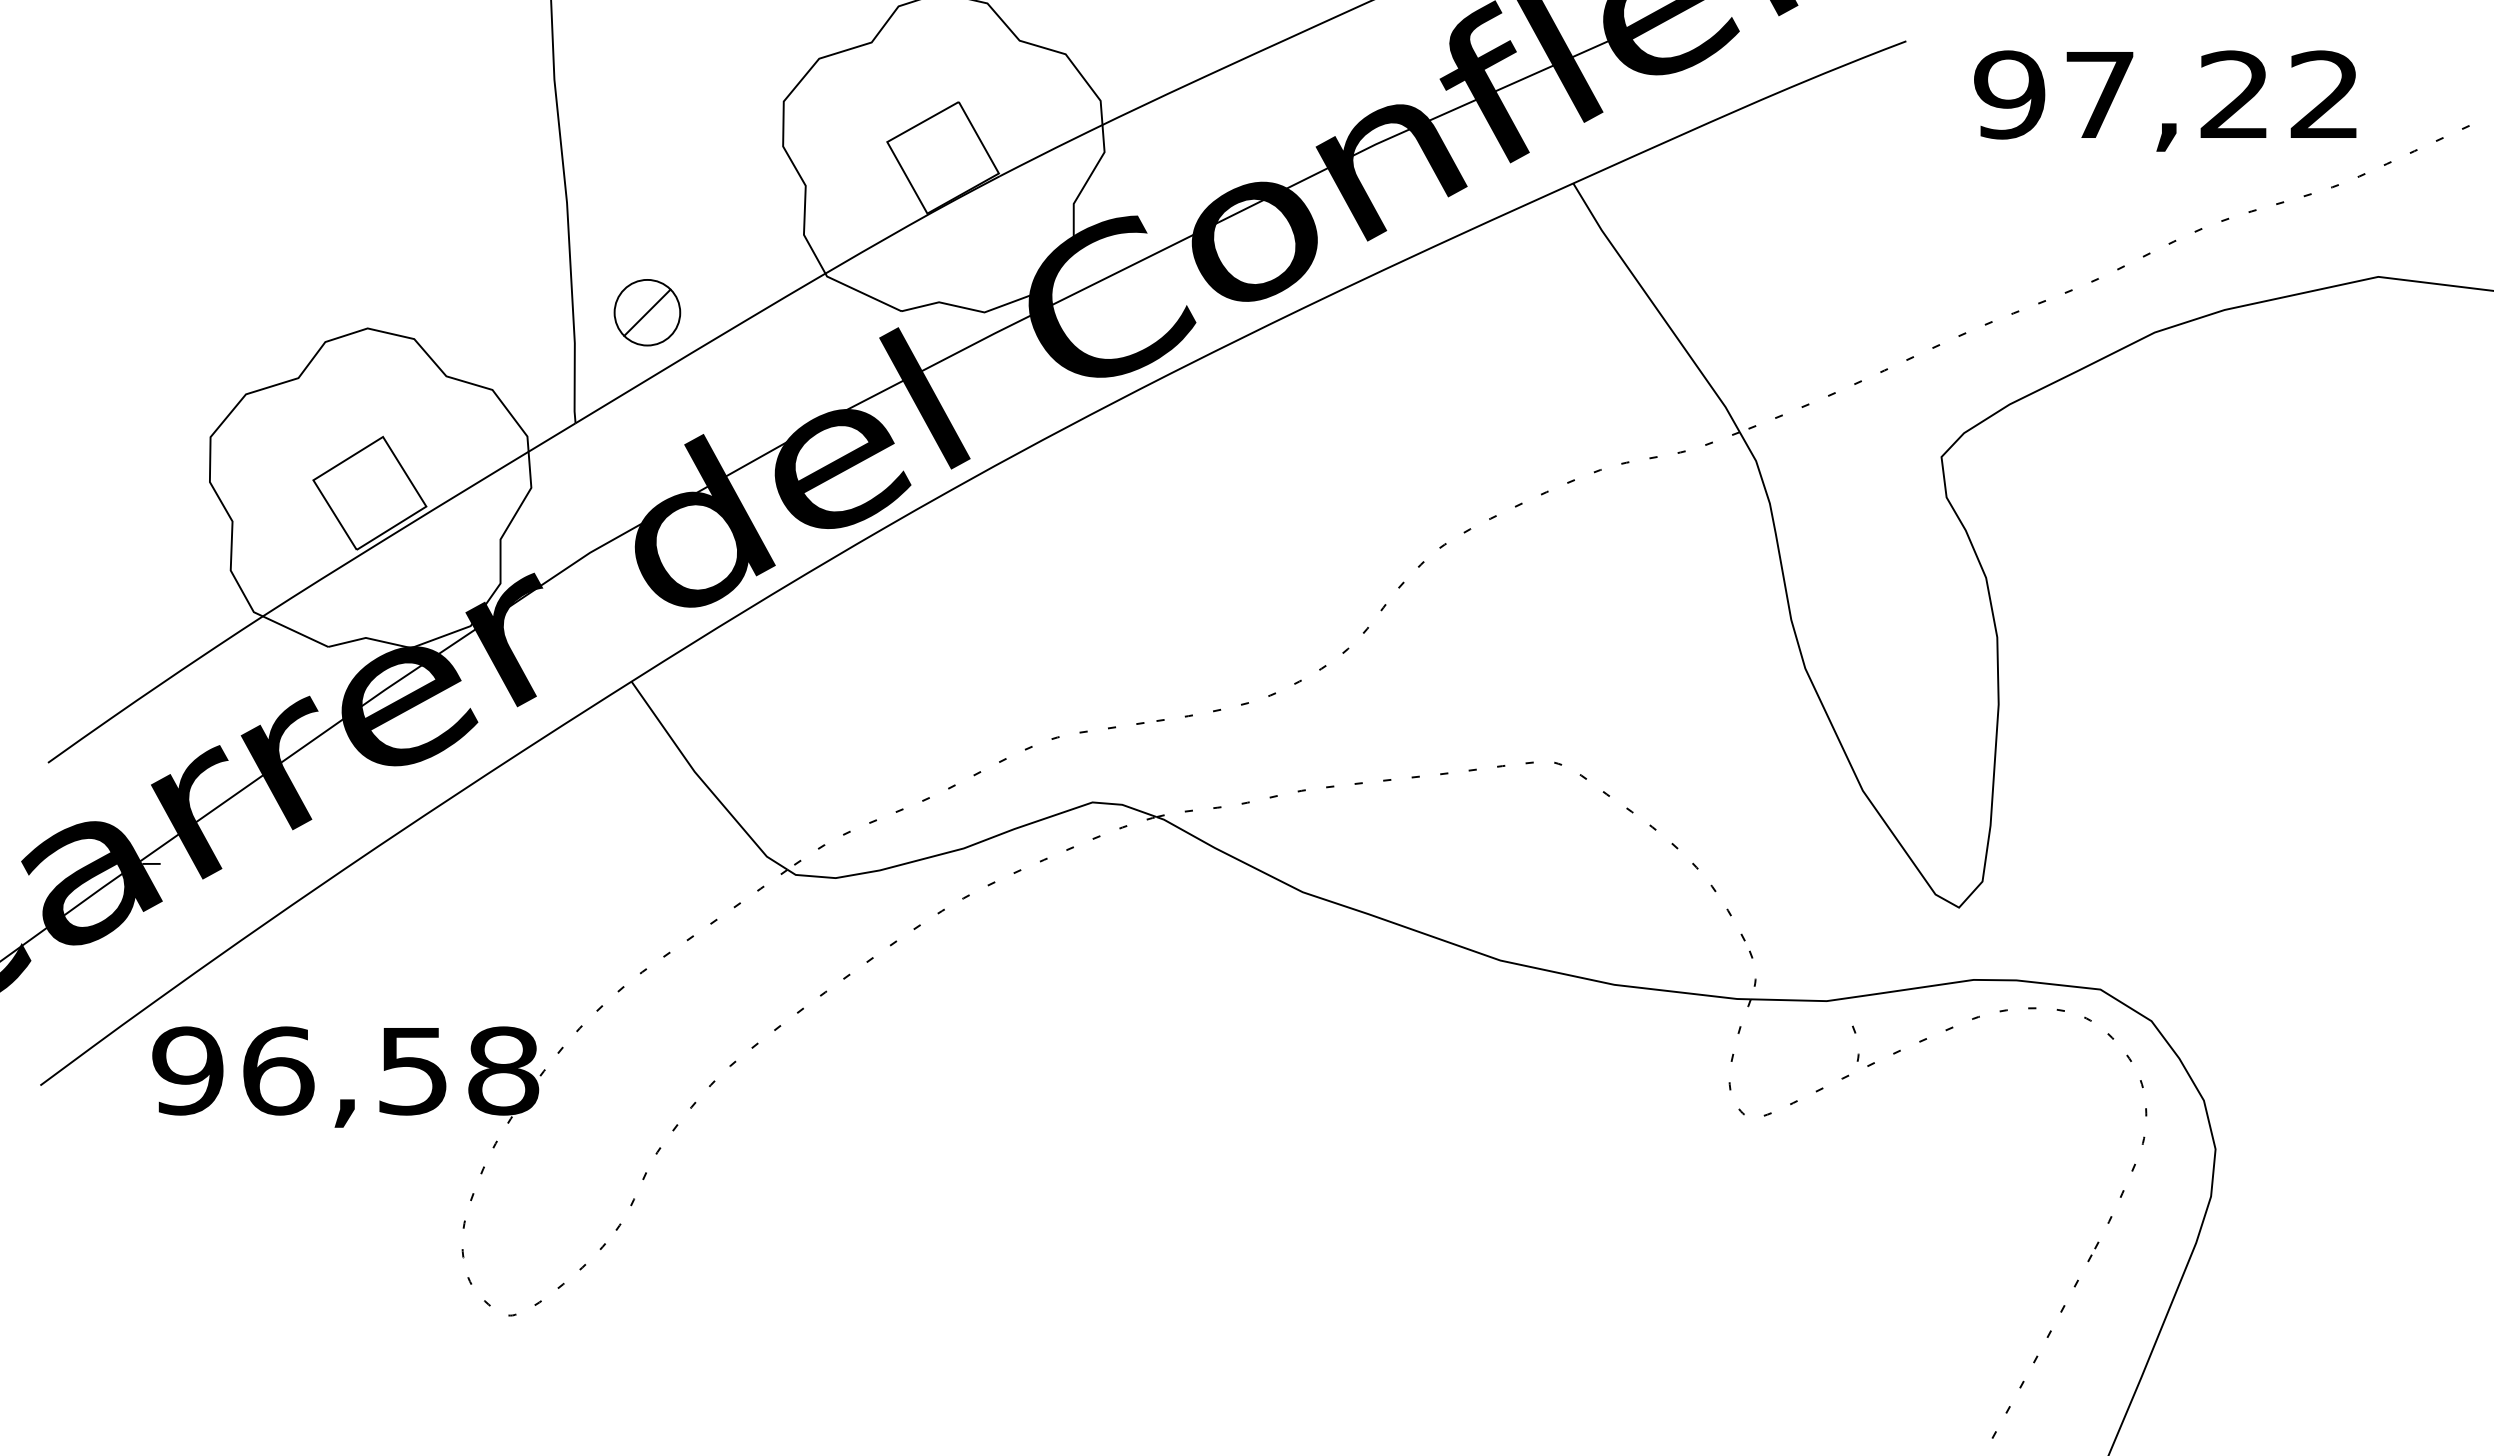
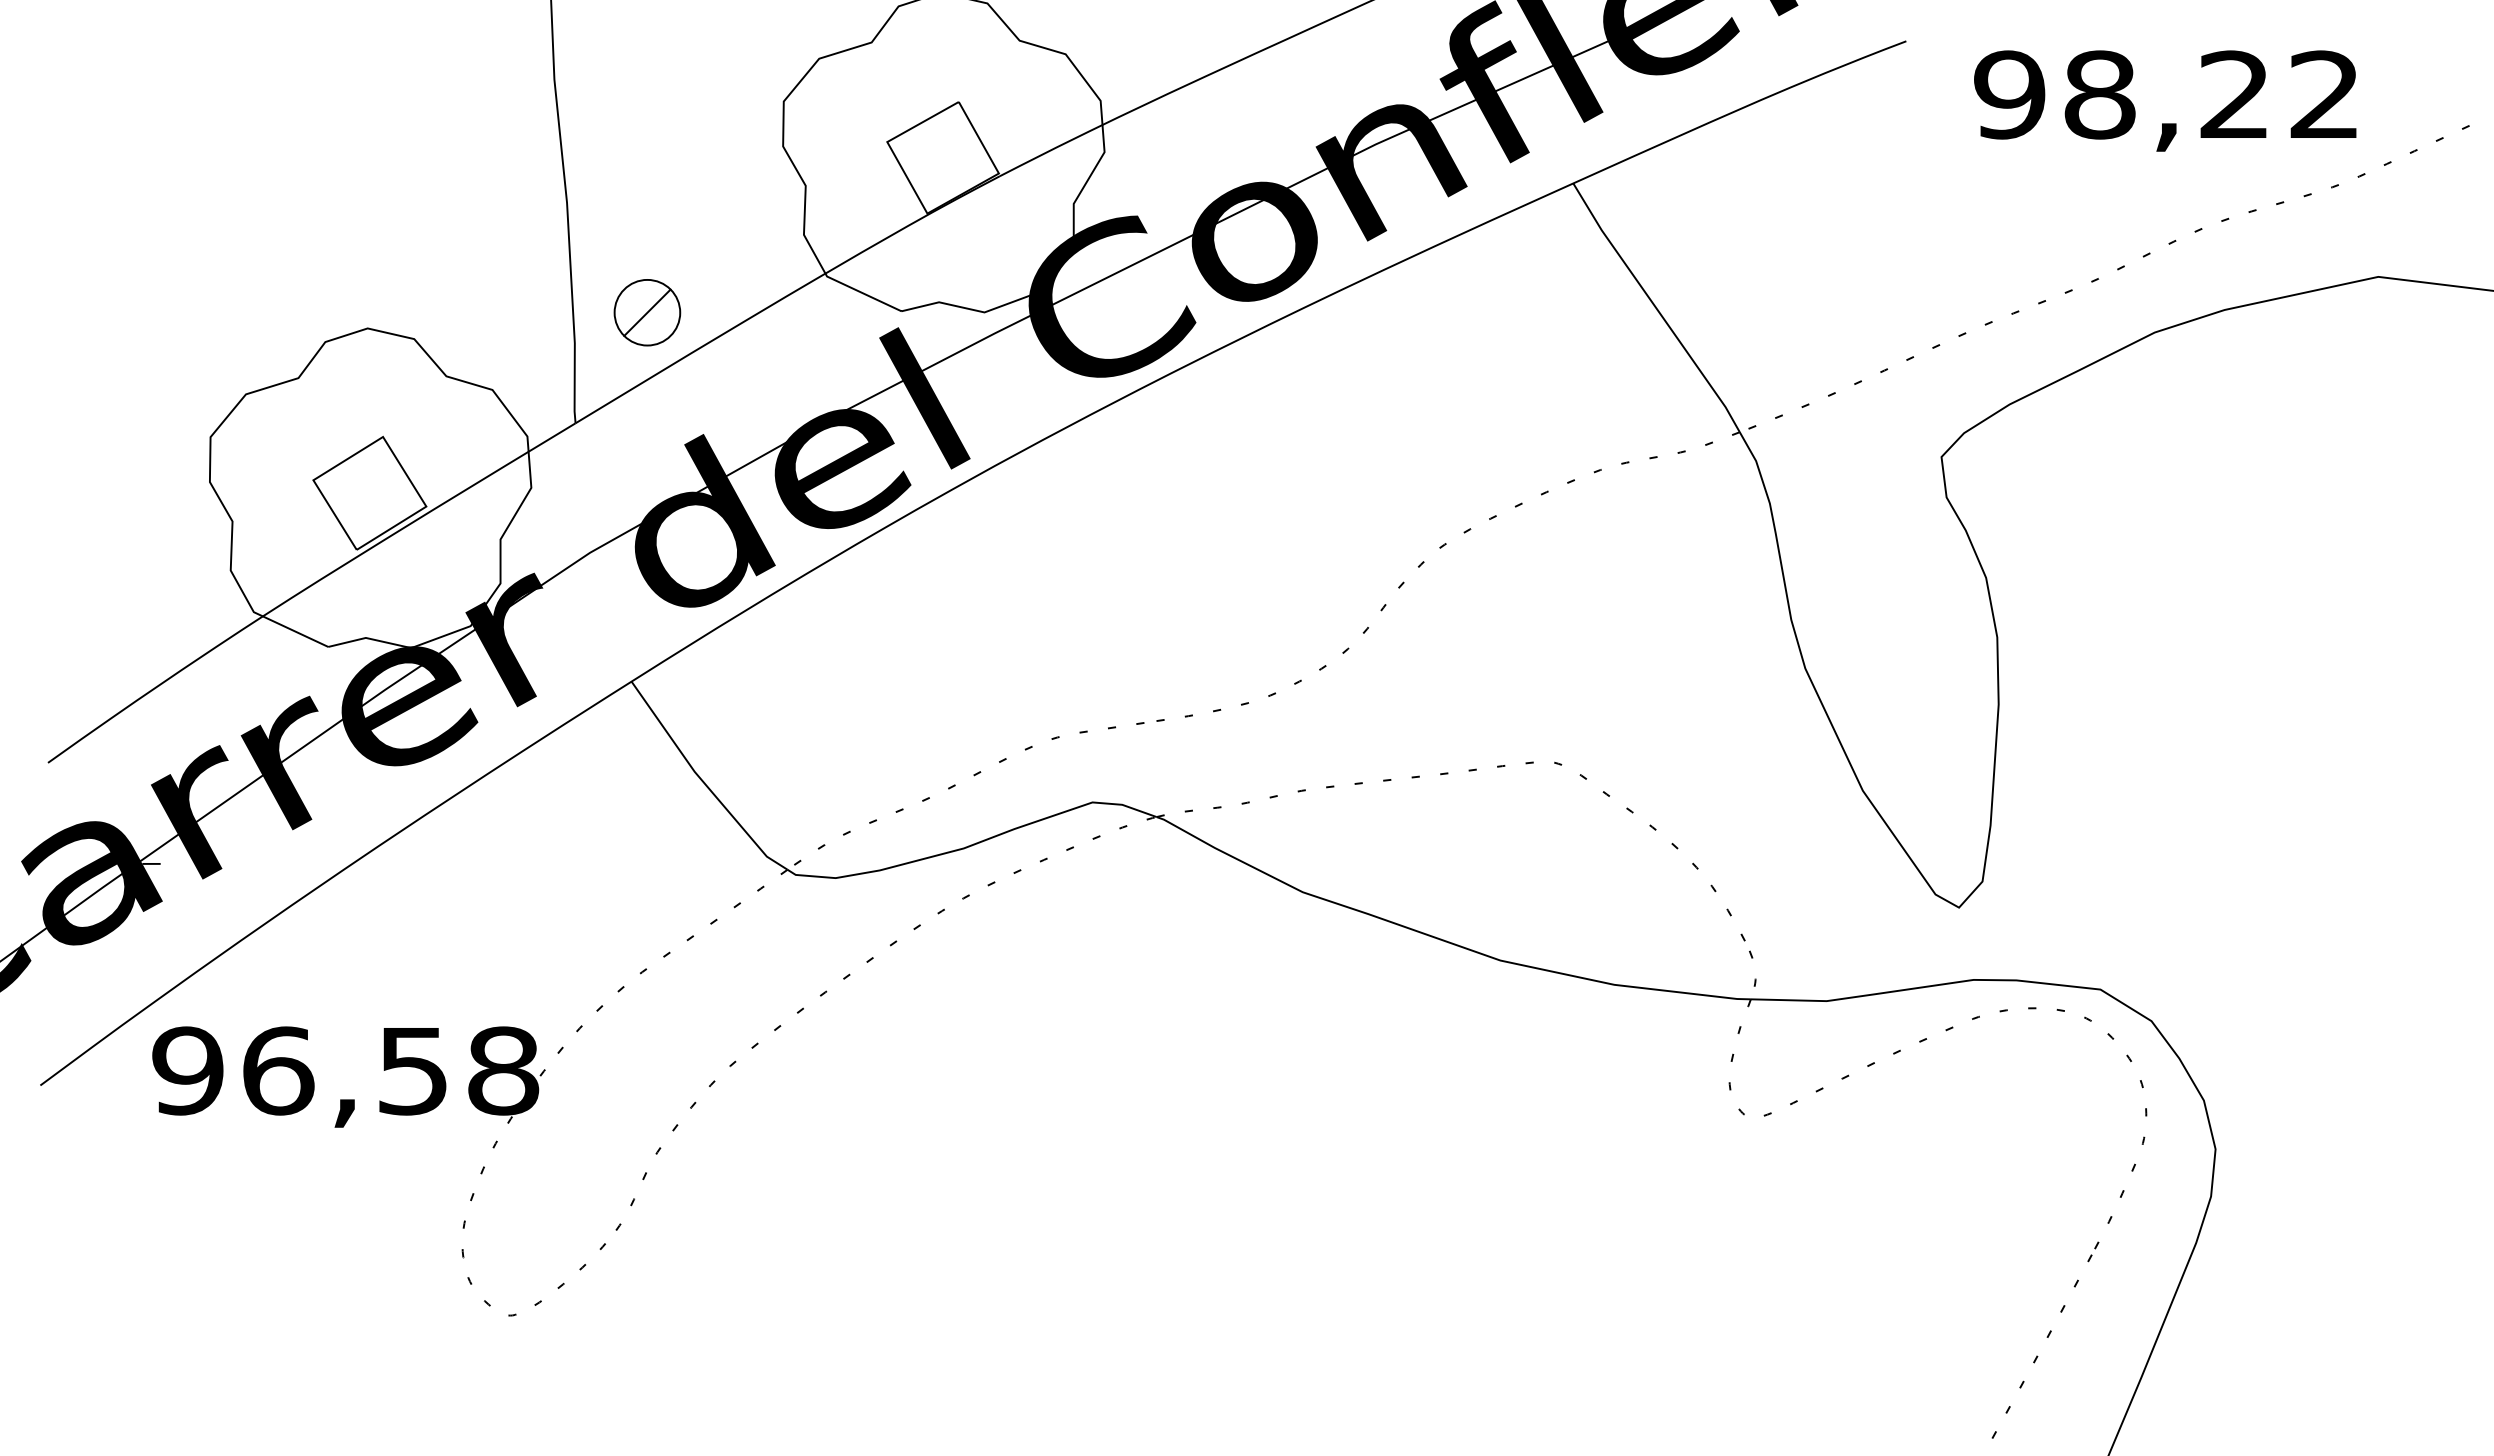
text: 97,22 -> 98,22 (2099, 94)
curve: present -> none (1855, 1033)
